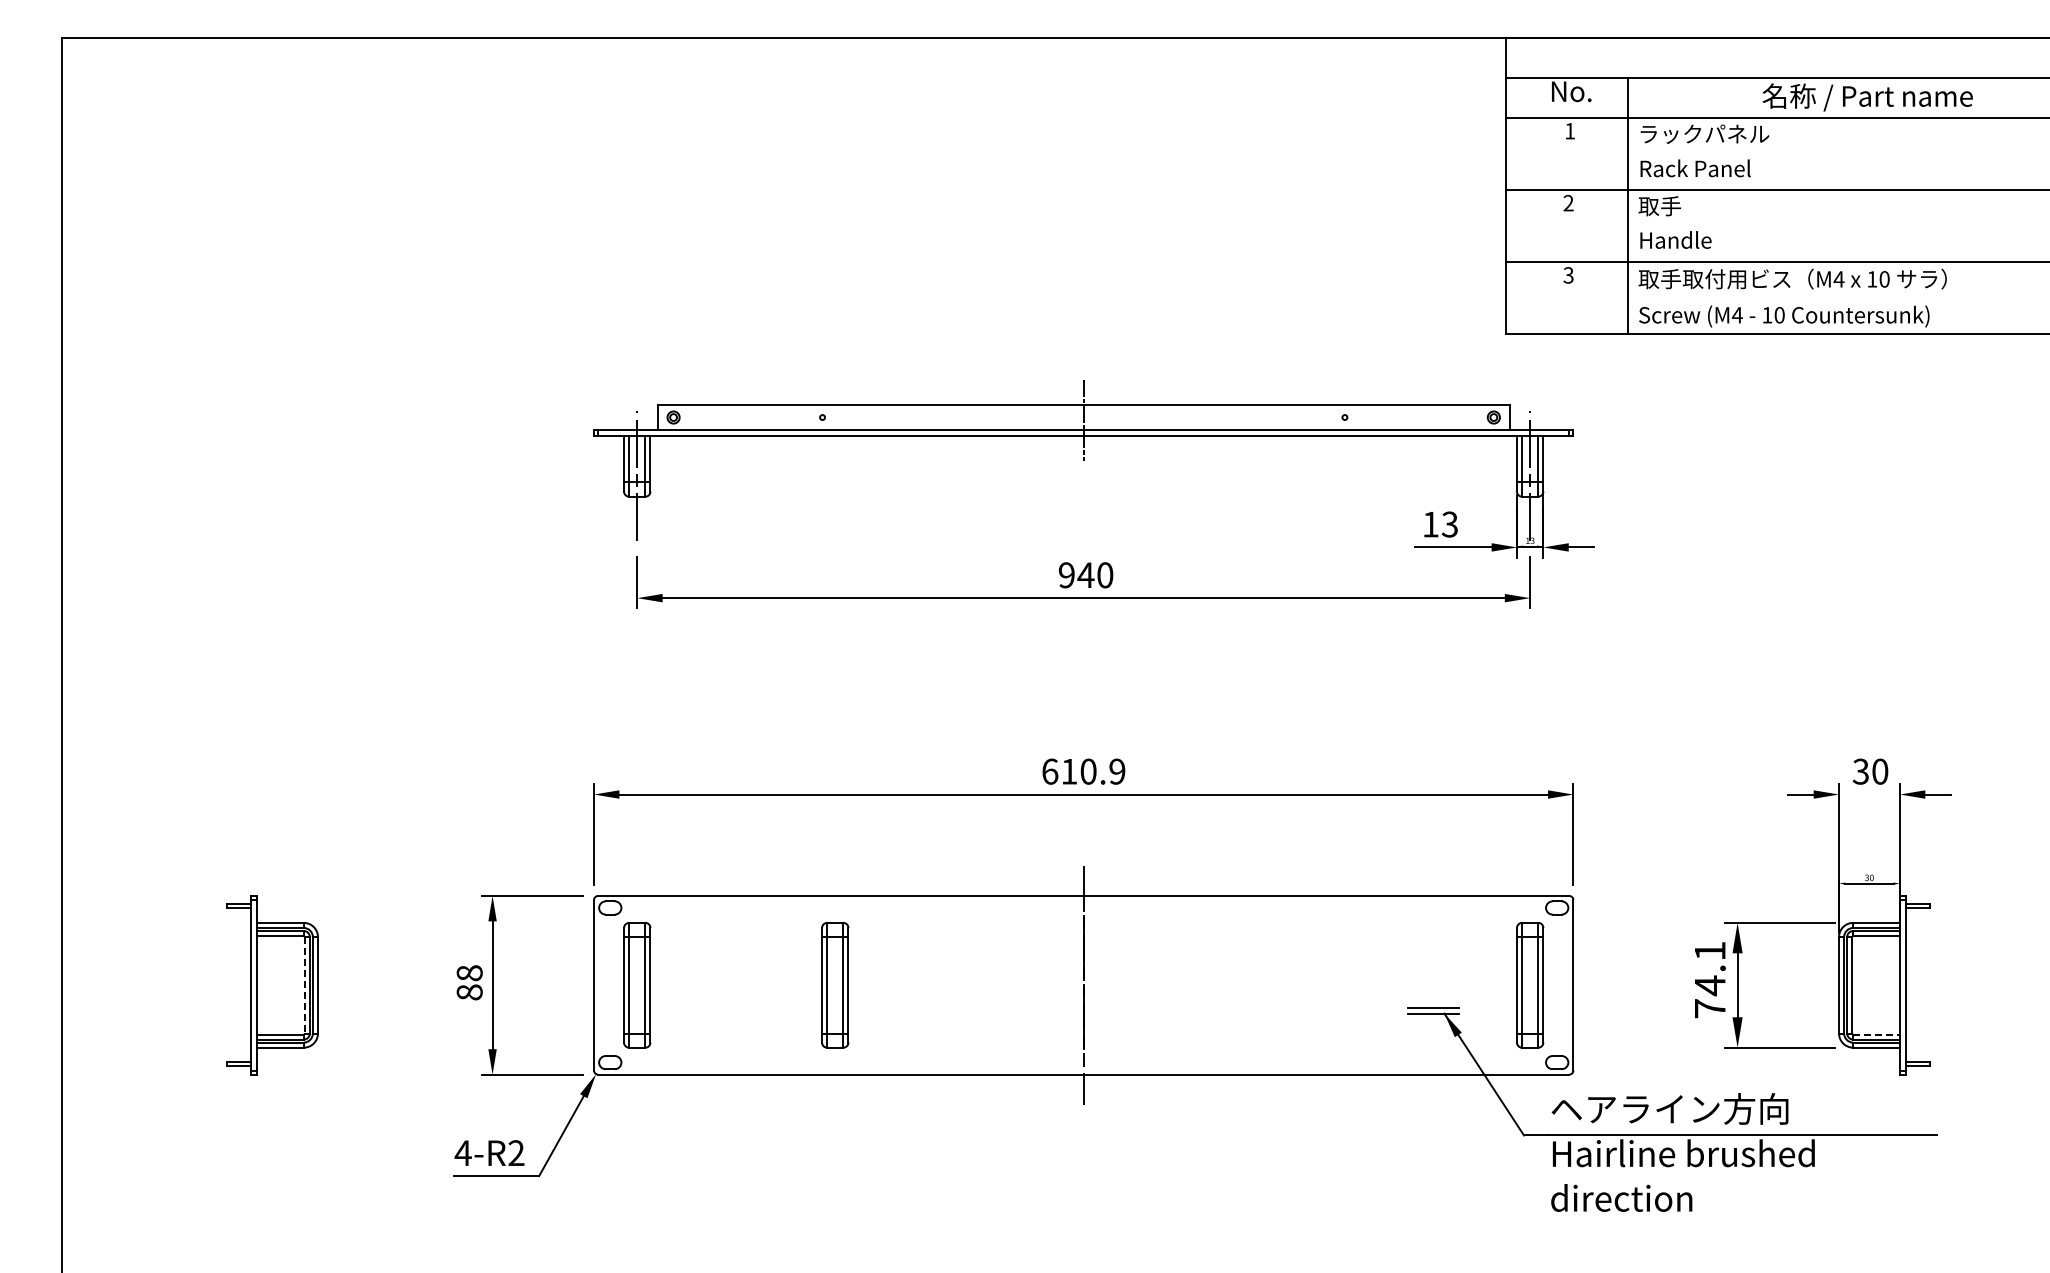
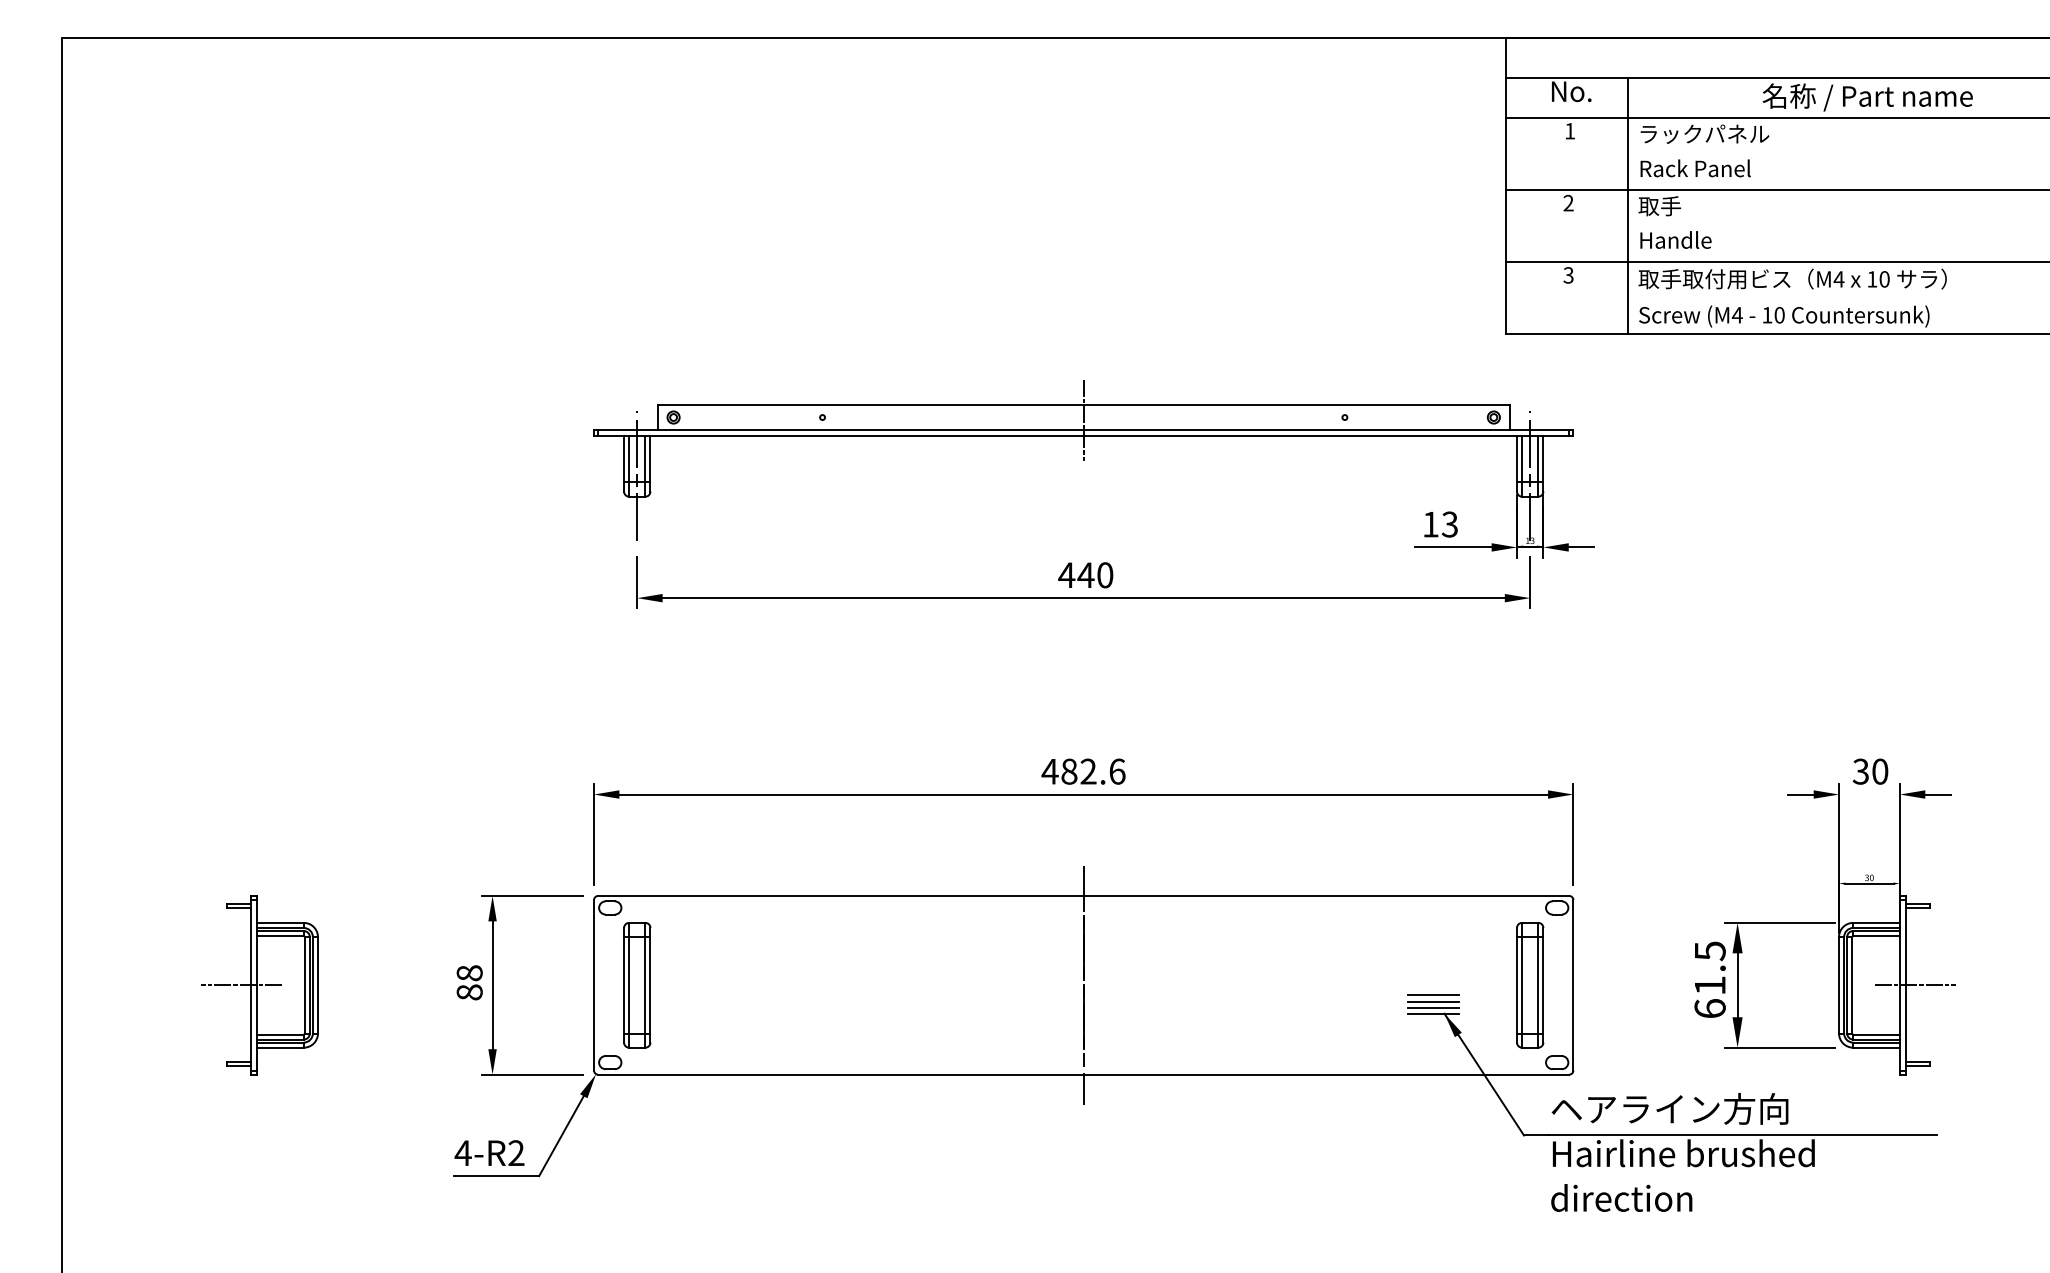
text: 940 -> 440 (1066, 575)
text: 610.9 -> 482.6 (1083, 771)
text: 74.1 -> 61.5 (1709, 979)
line: none -> present (241, 985)
line: dashed -> solid (304, 985)
part: present -> none (835, 985)
line: none -> present (1914, 985)
line: none -> present (1433, 995)
line: none -> present (1433, 1001)
line: dashed -> solid (1877, 1034)
